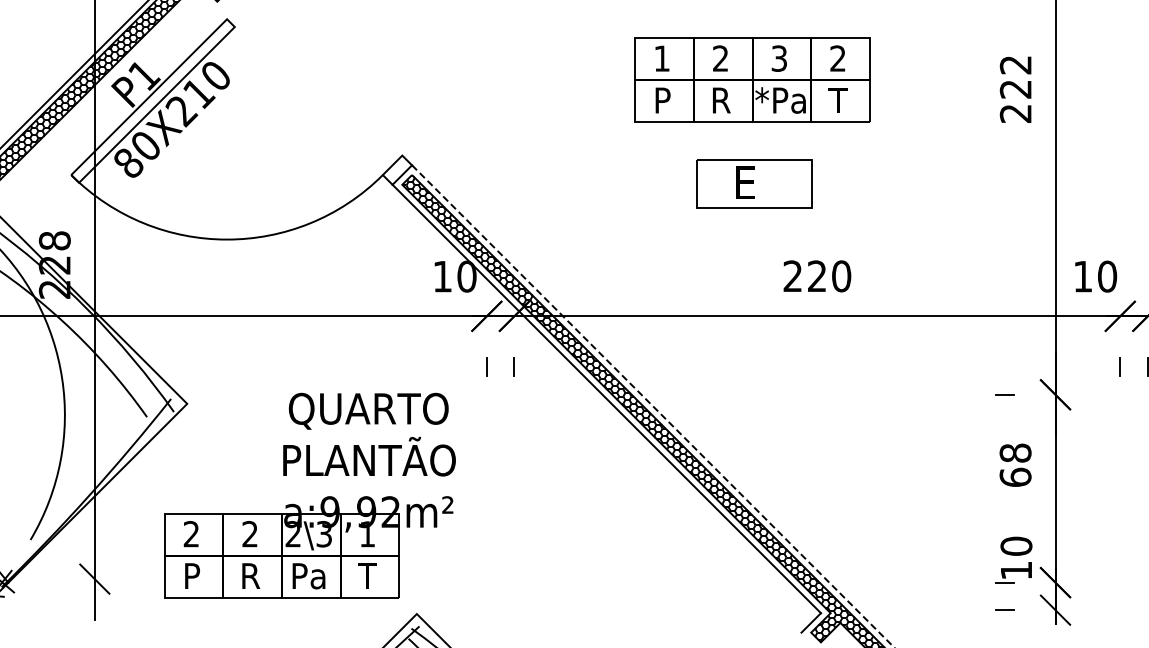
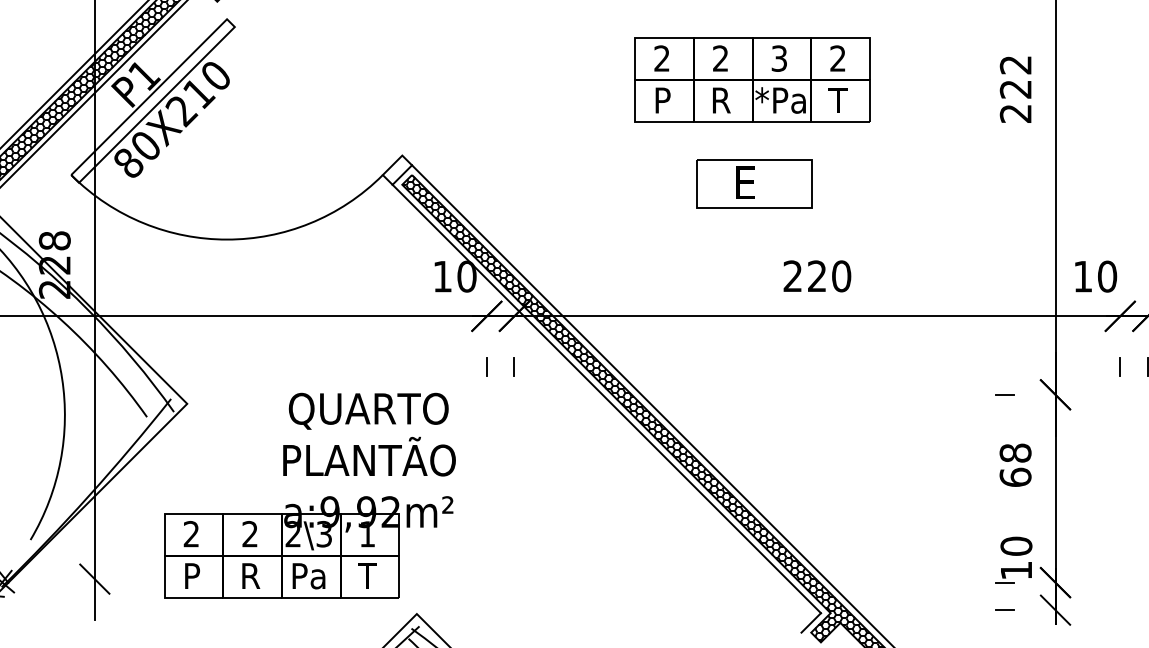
text: 1 -> 2 (661, 58)
line: none -> present (93, 93)
line: dashed -> solid (653, 406)
